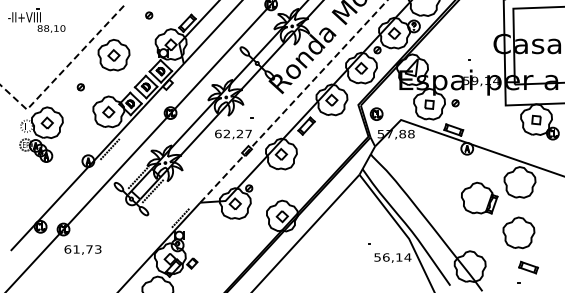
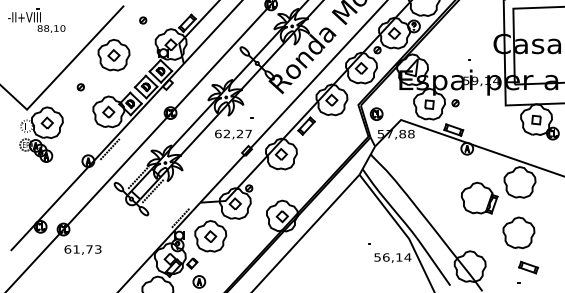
part position: (149, 15) -> (143, 20) (143, 20)
line: dashed -> solid (62, 71)
line: dashed -> solid (293, 101)
part: none -> present (210, 236)
part: none -> present (199, 281)
